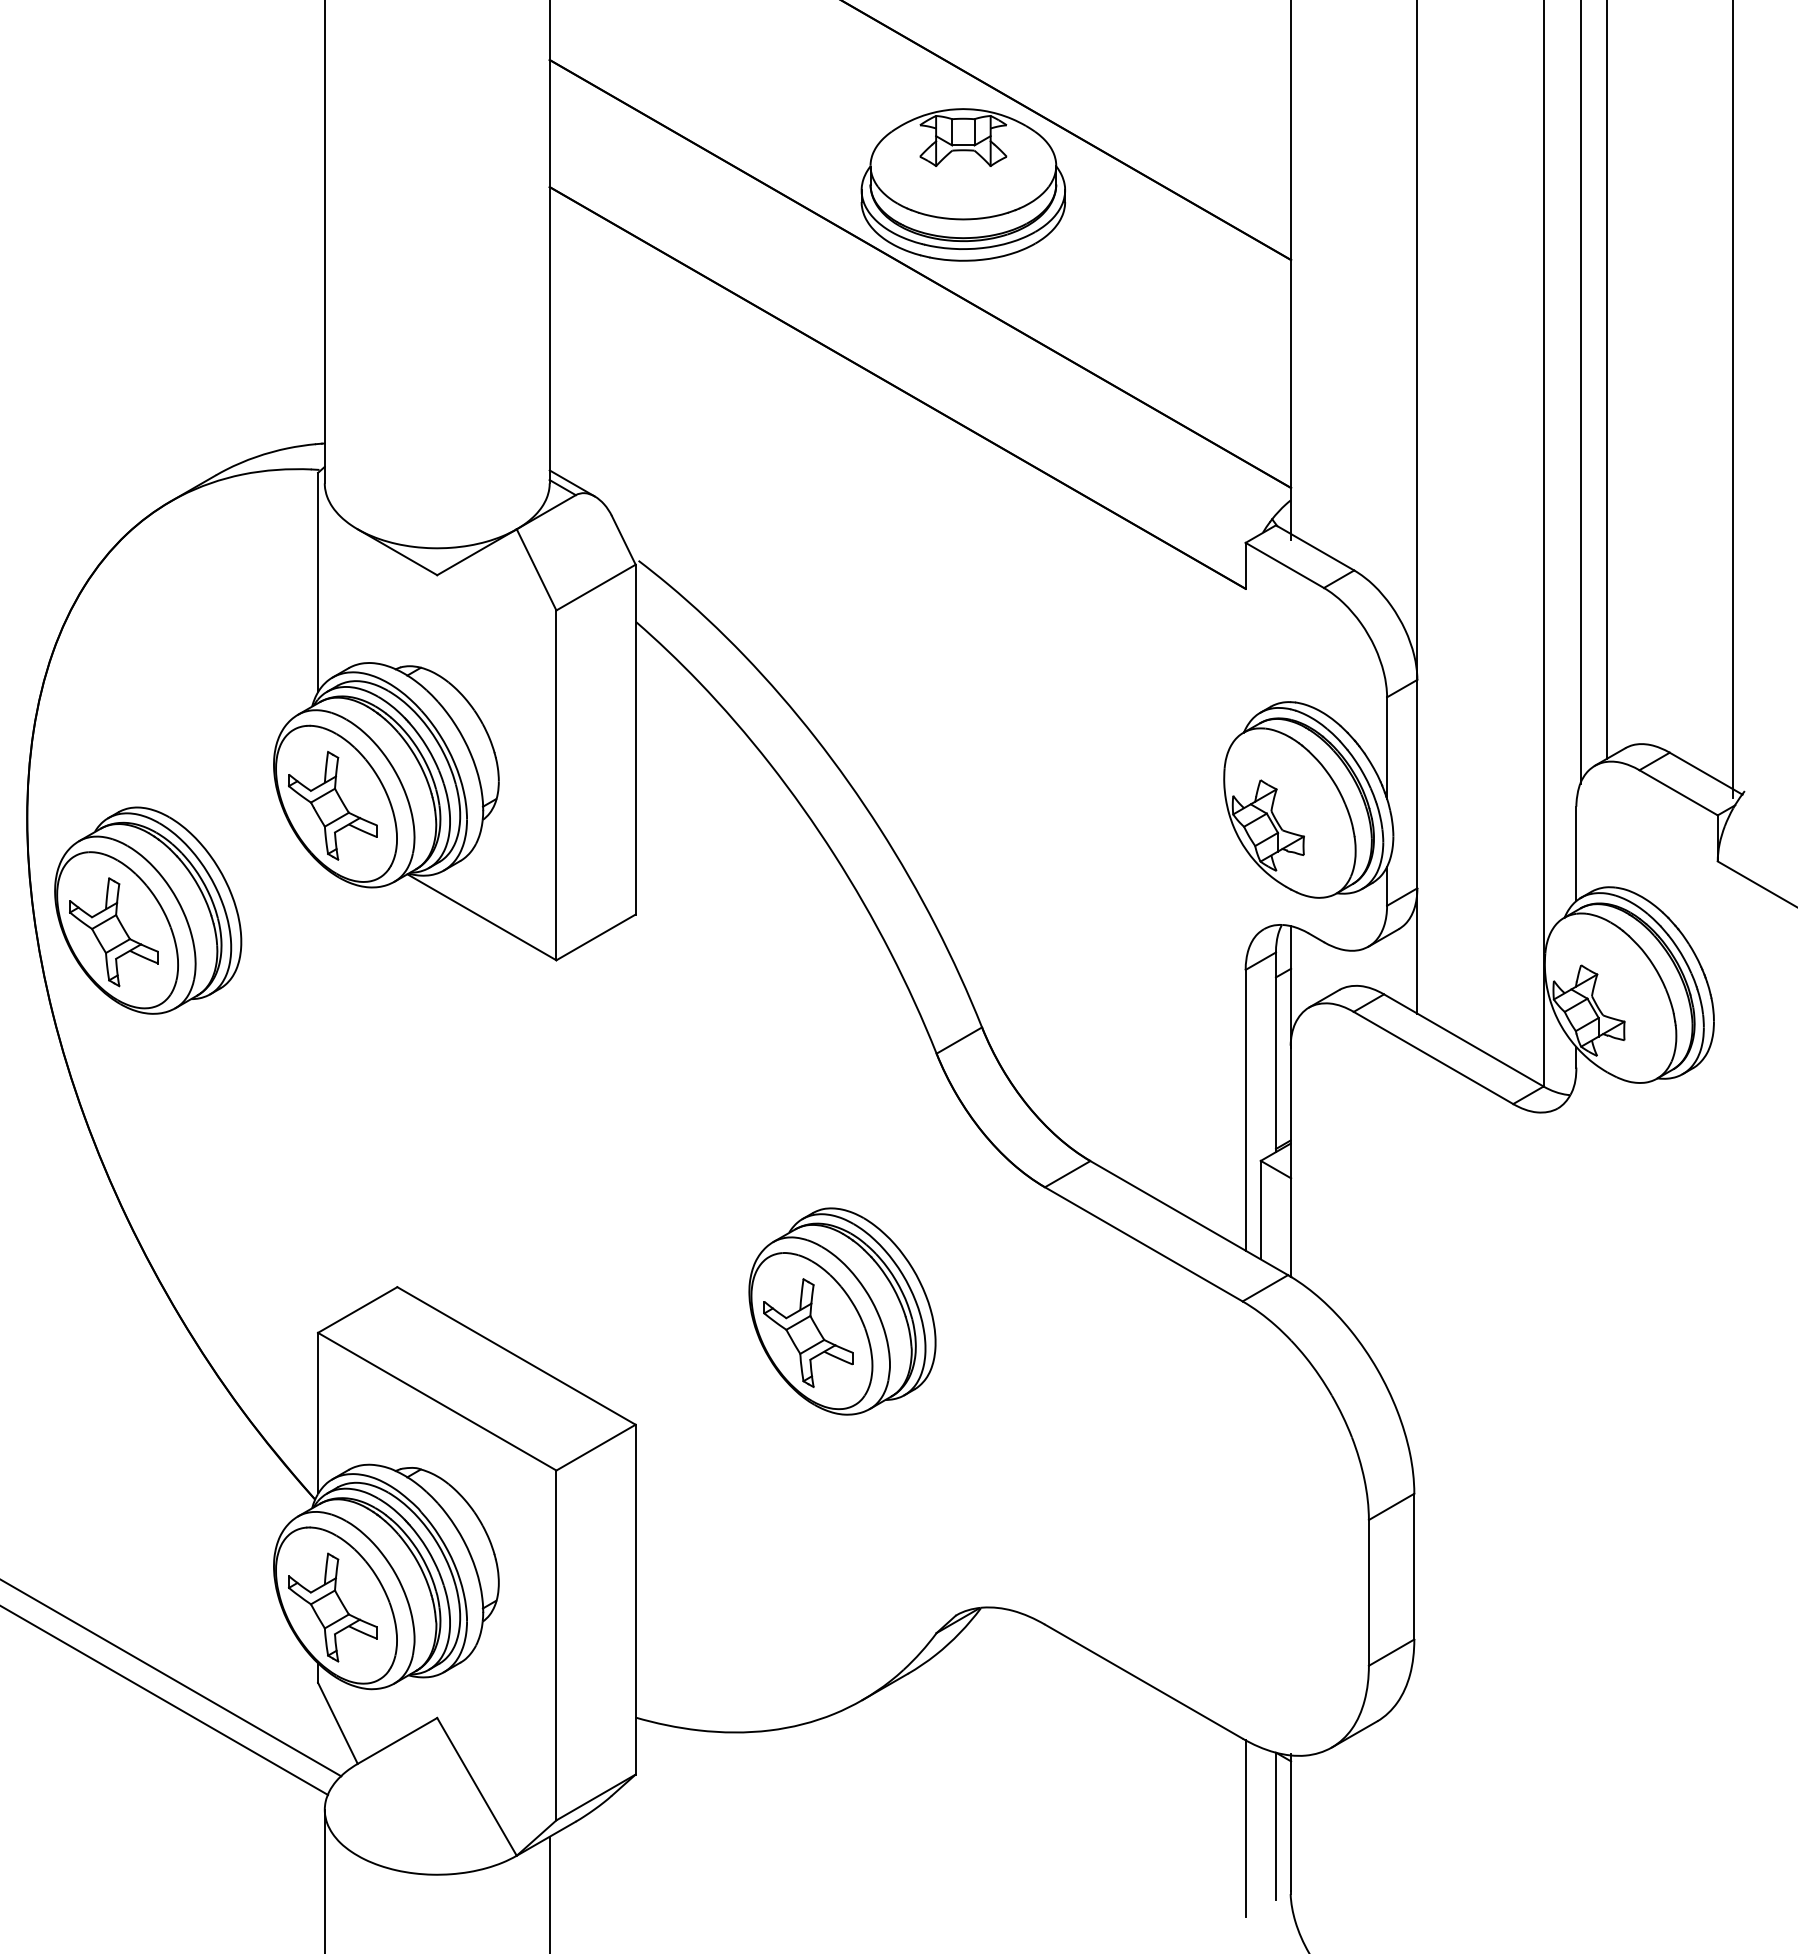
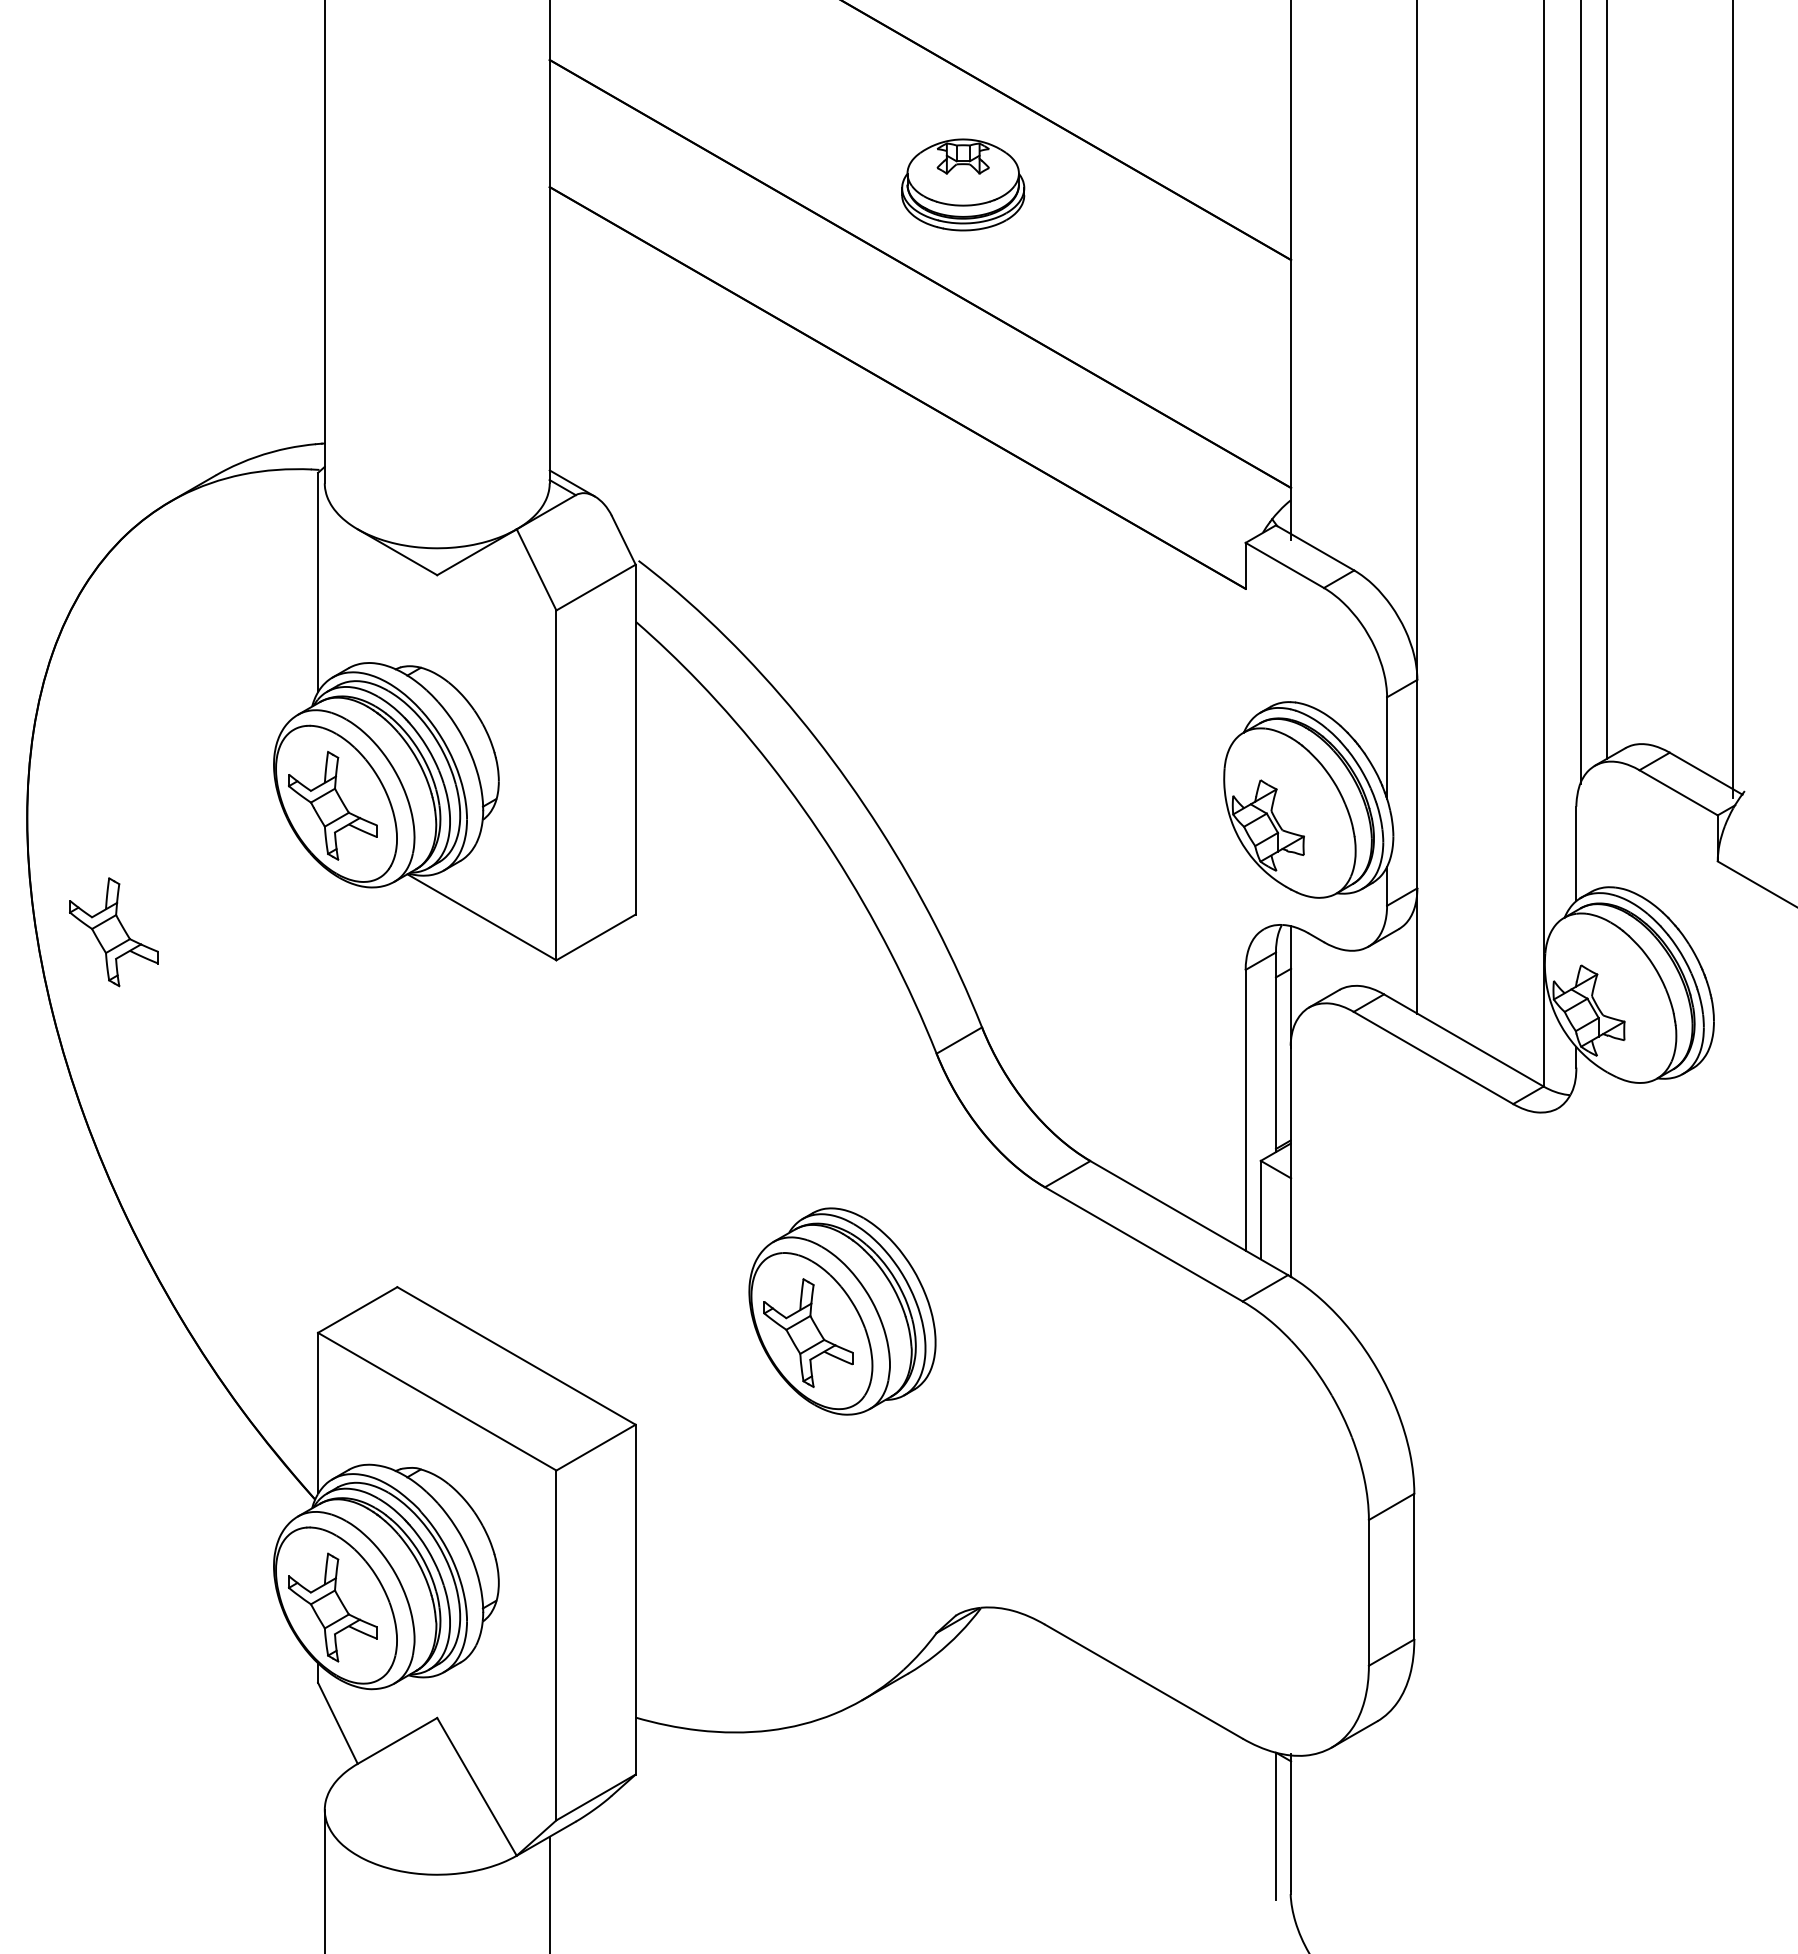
part size: 206x154 px -> 125x94 px (963, 184)
part: present -> none (148, 910)
line: present -> none (171, 1678)
line: present -> none (165, 1701)
line: present -> none (1245, 1828)
